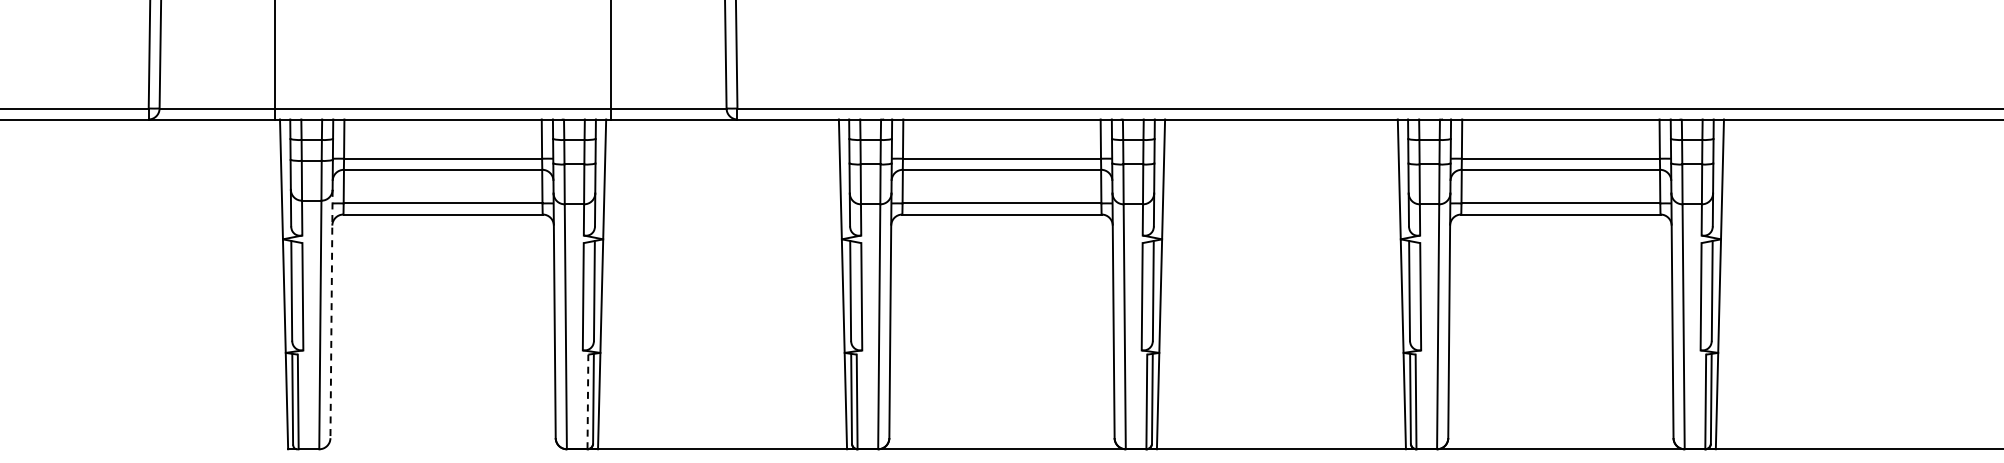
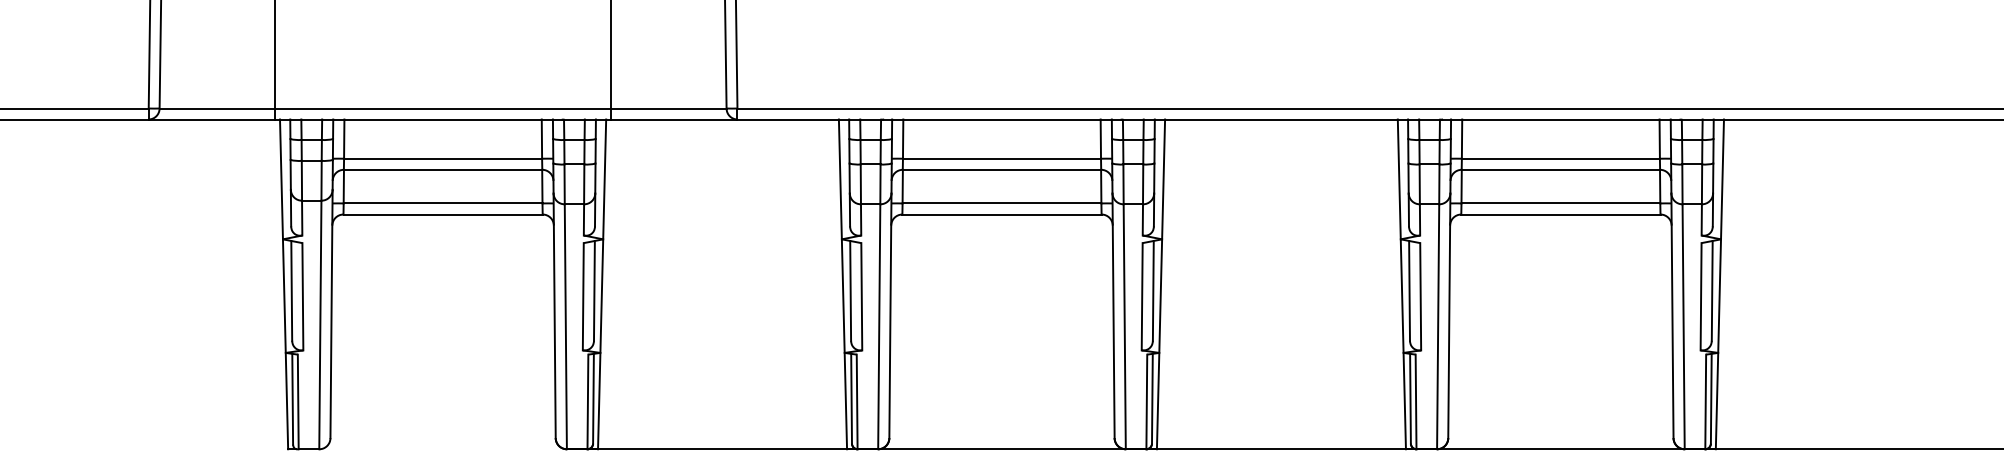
line: dashed -> solid (331, 314)
line: dashed -> solid (587, 401)
